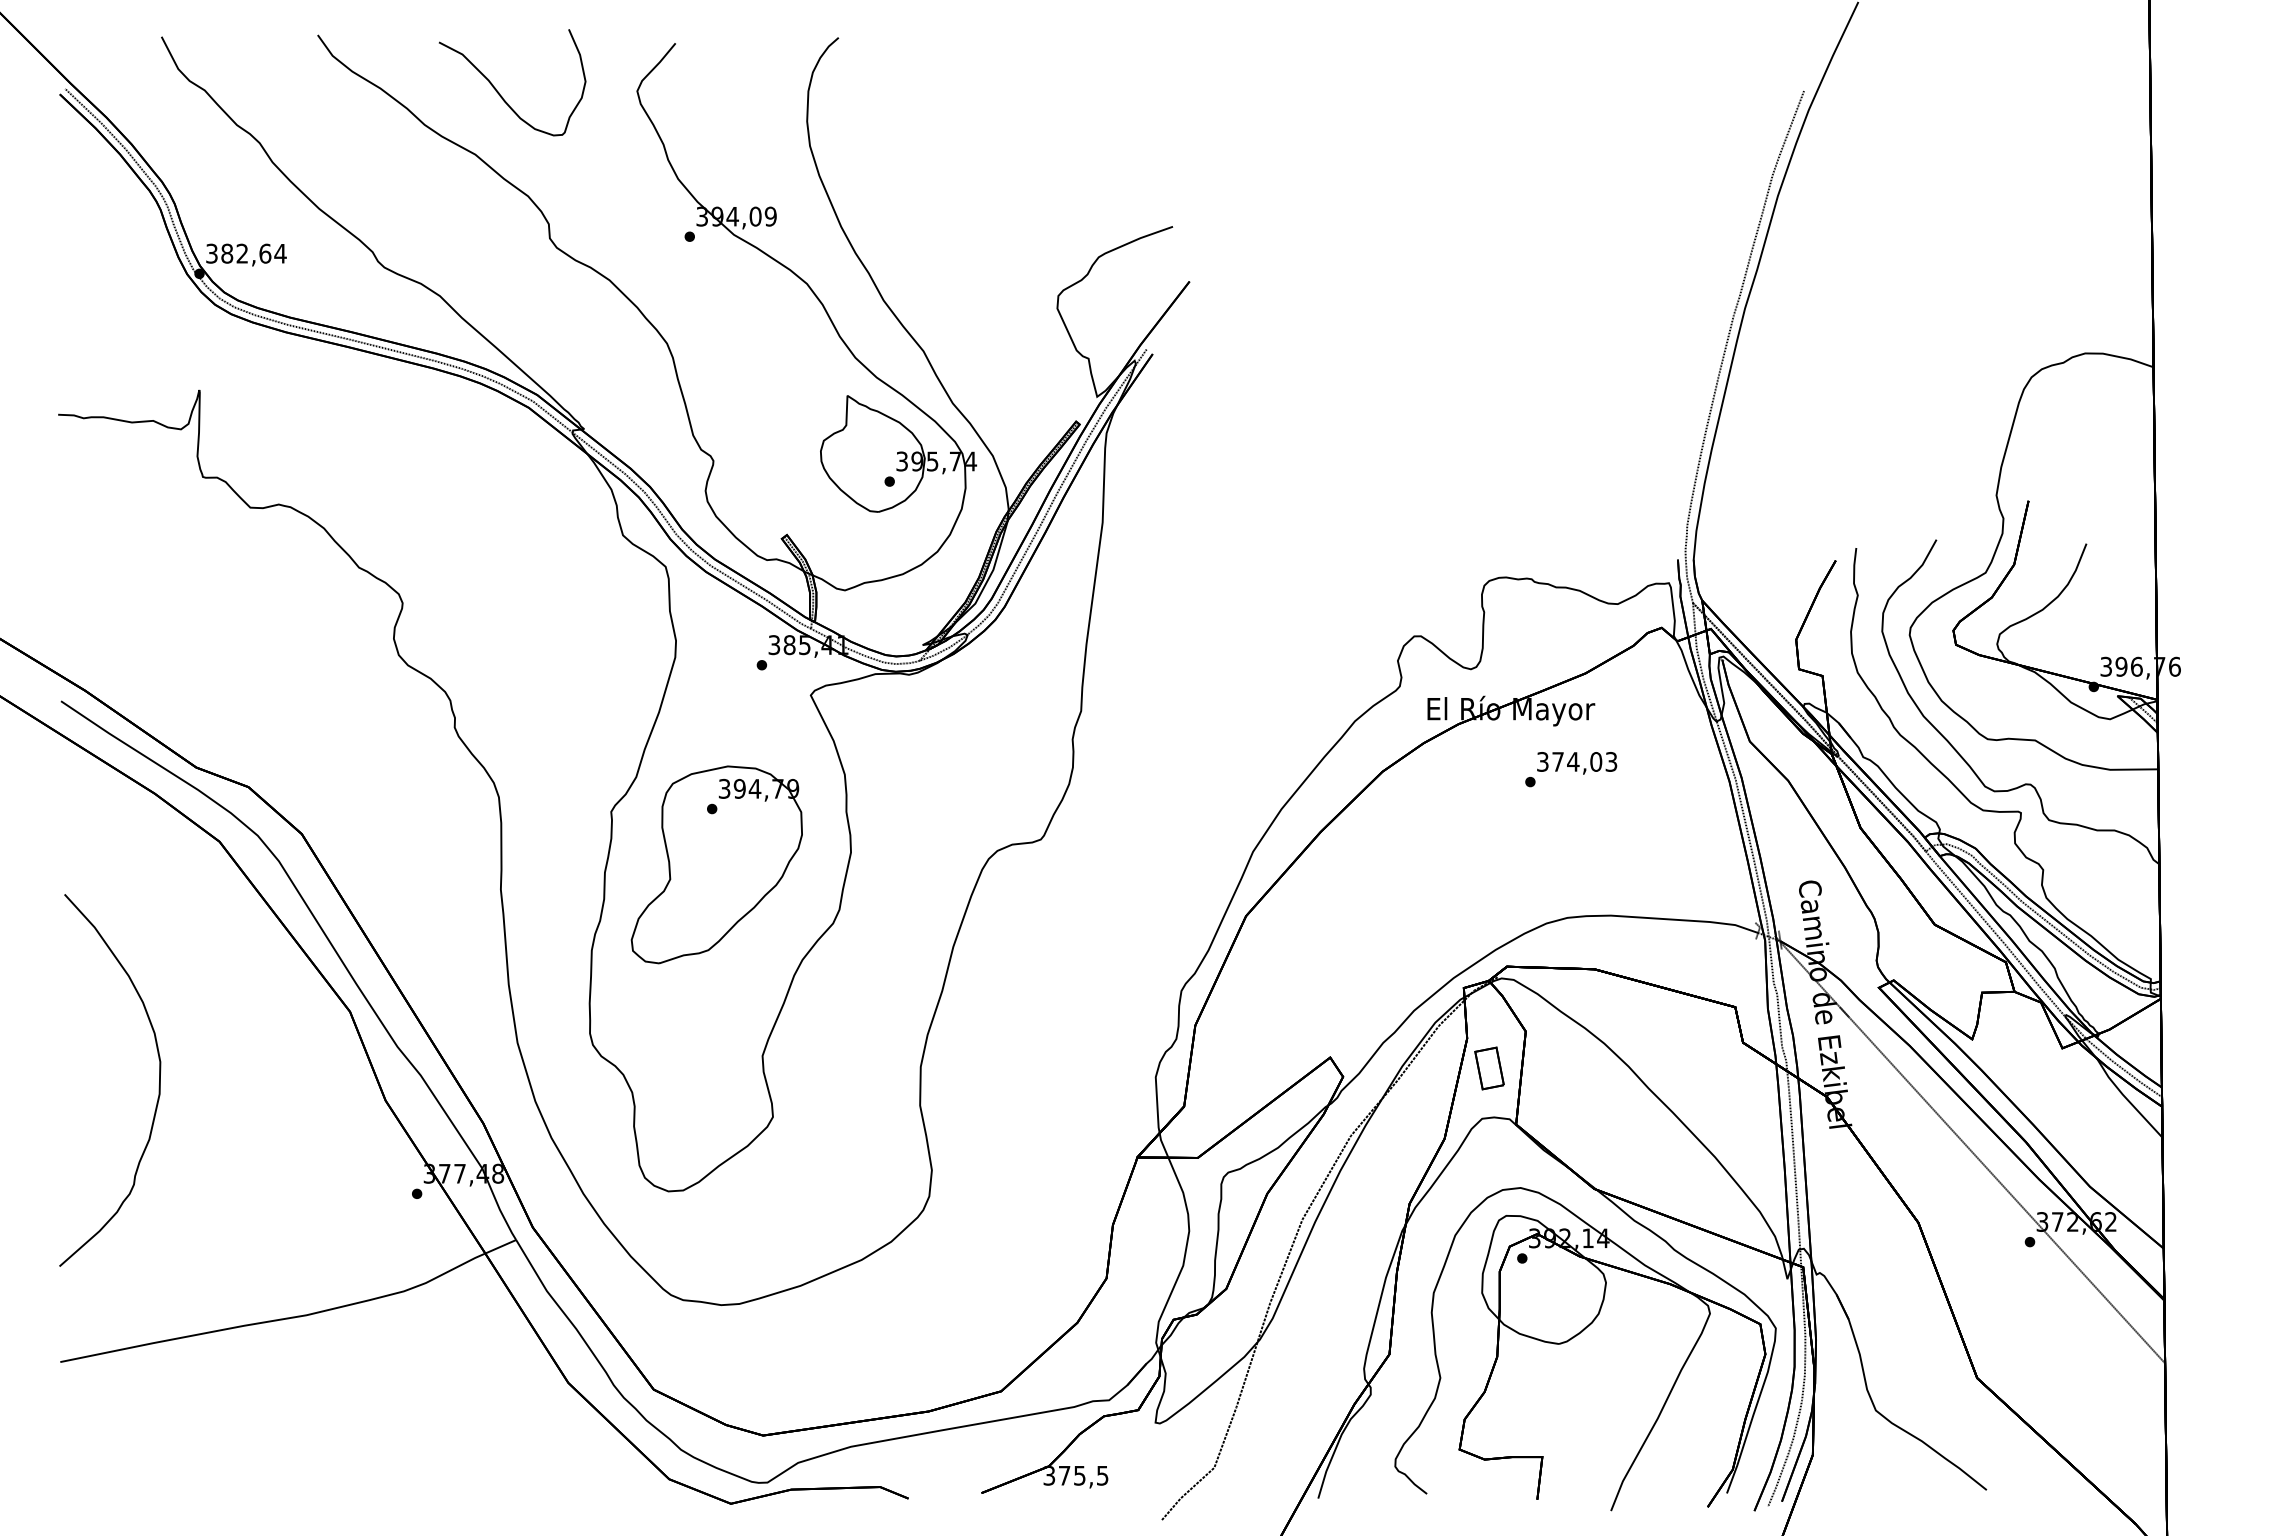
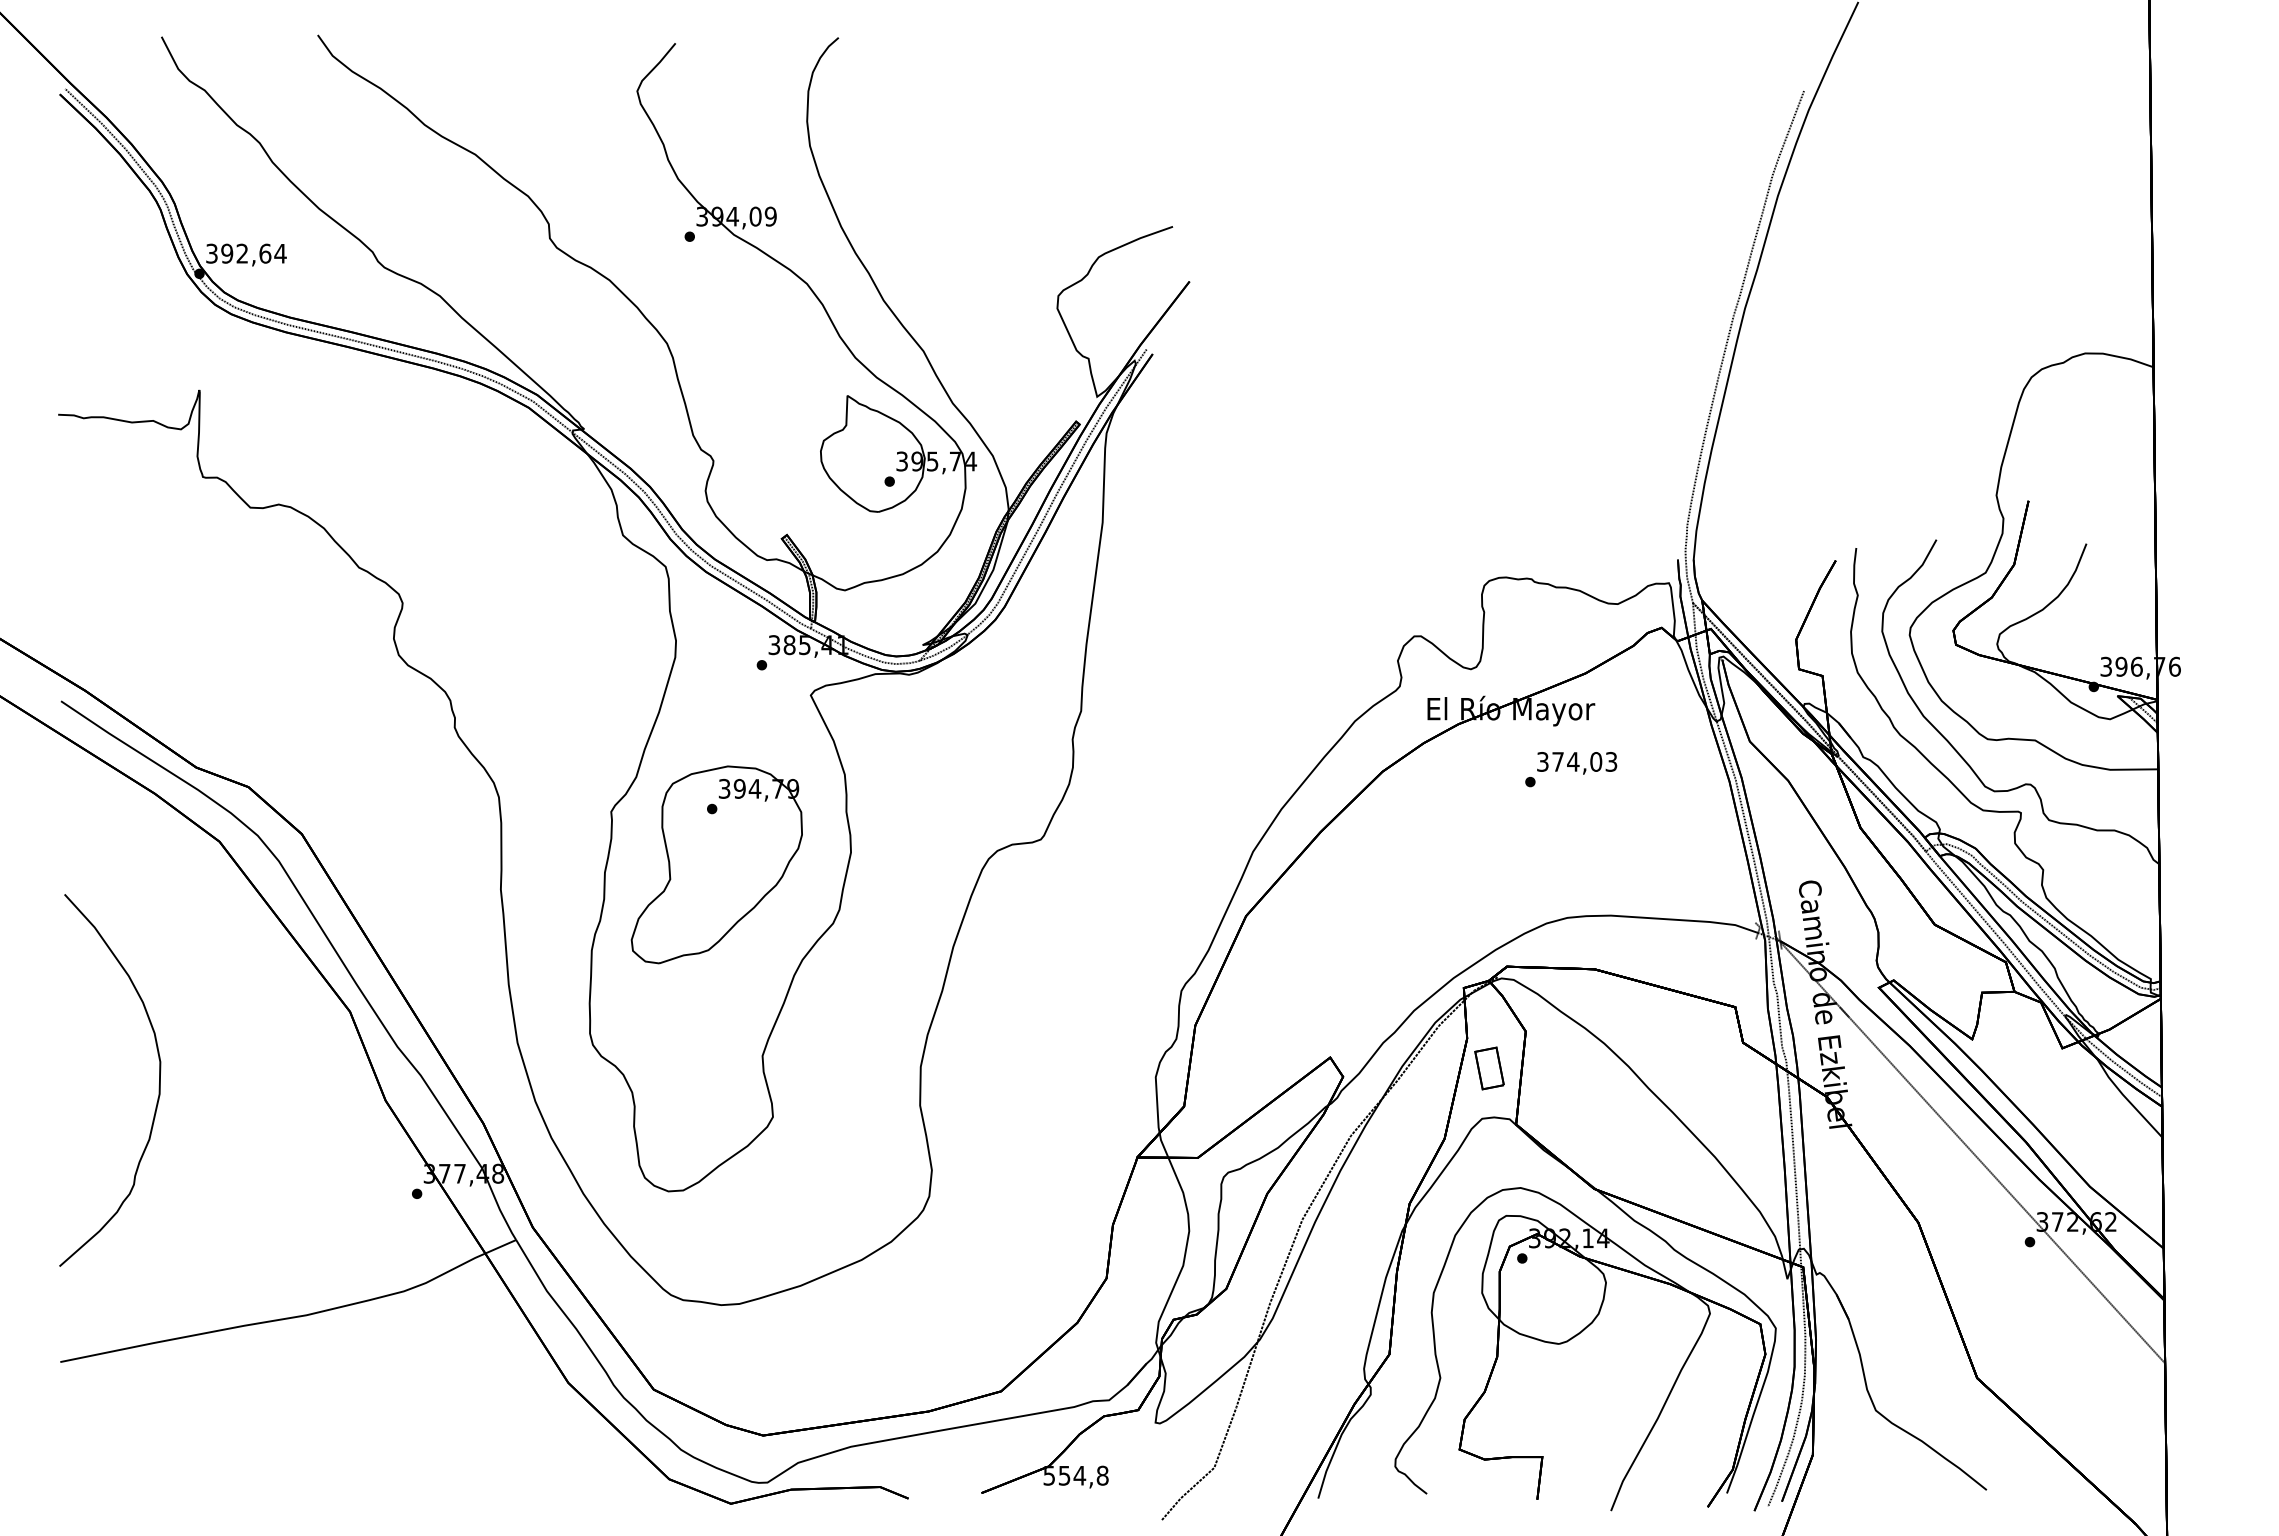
part: present -> none (499, 92)
text: 382,64 -> 392,64 (227, 253)
text: 375,5 -> 554,8 (1076, 1475)
